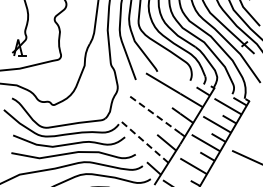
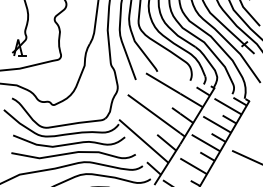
line: dashed -> solid (154, 114)
line: dashed -> solid (143, 141)
